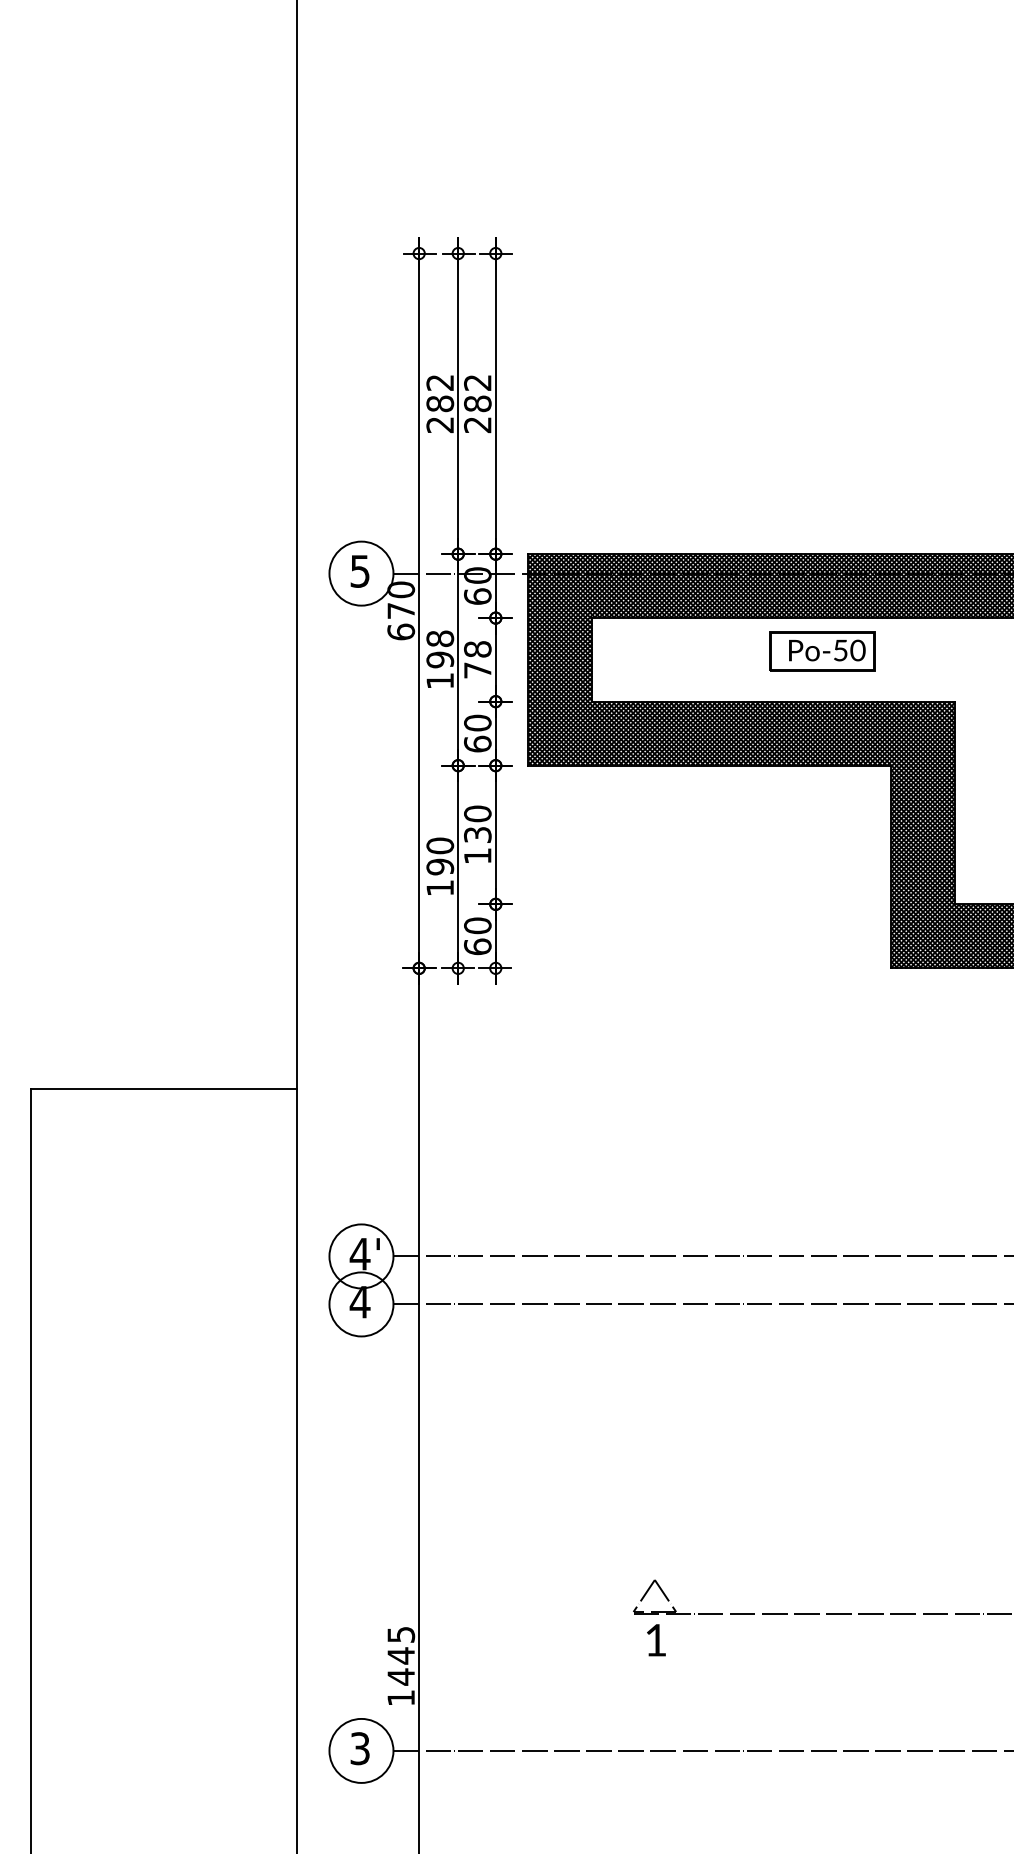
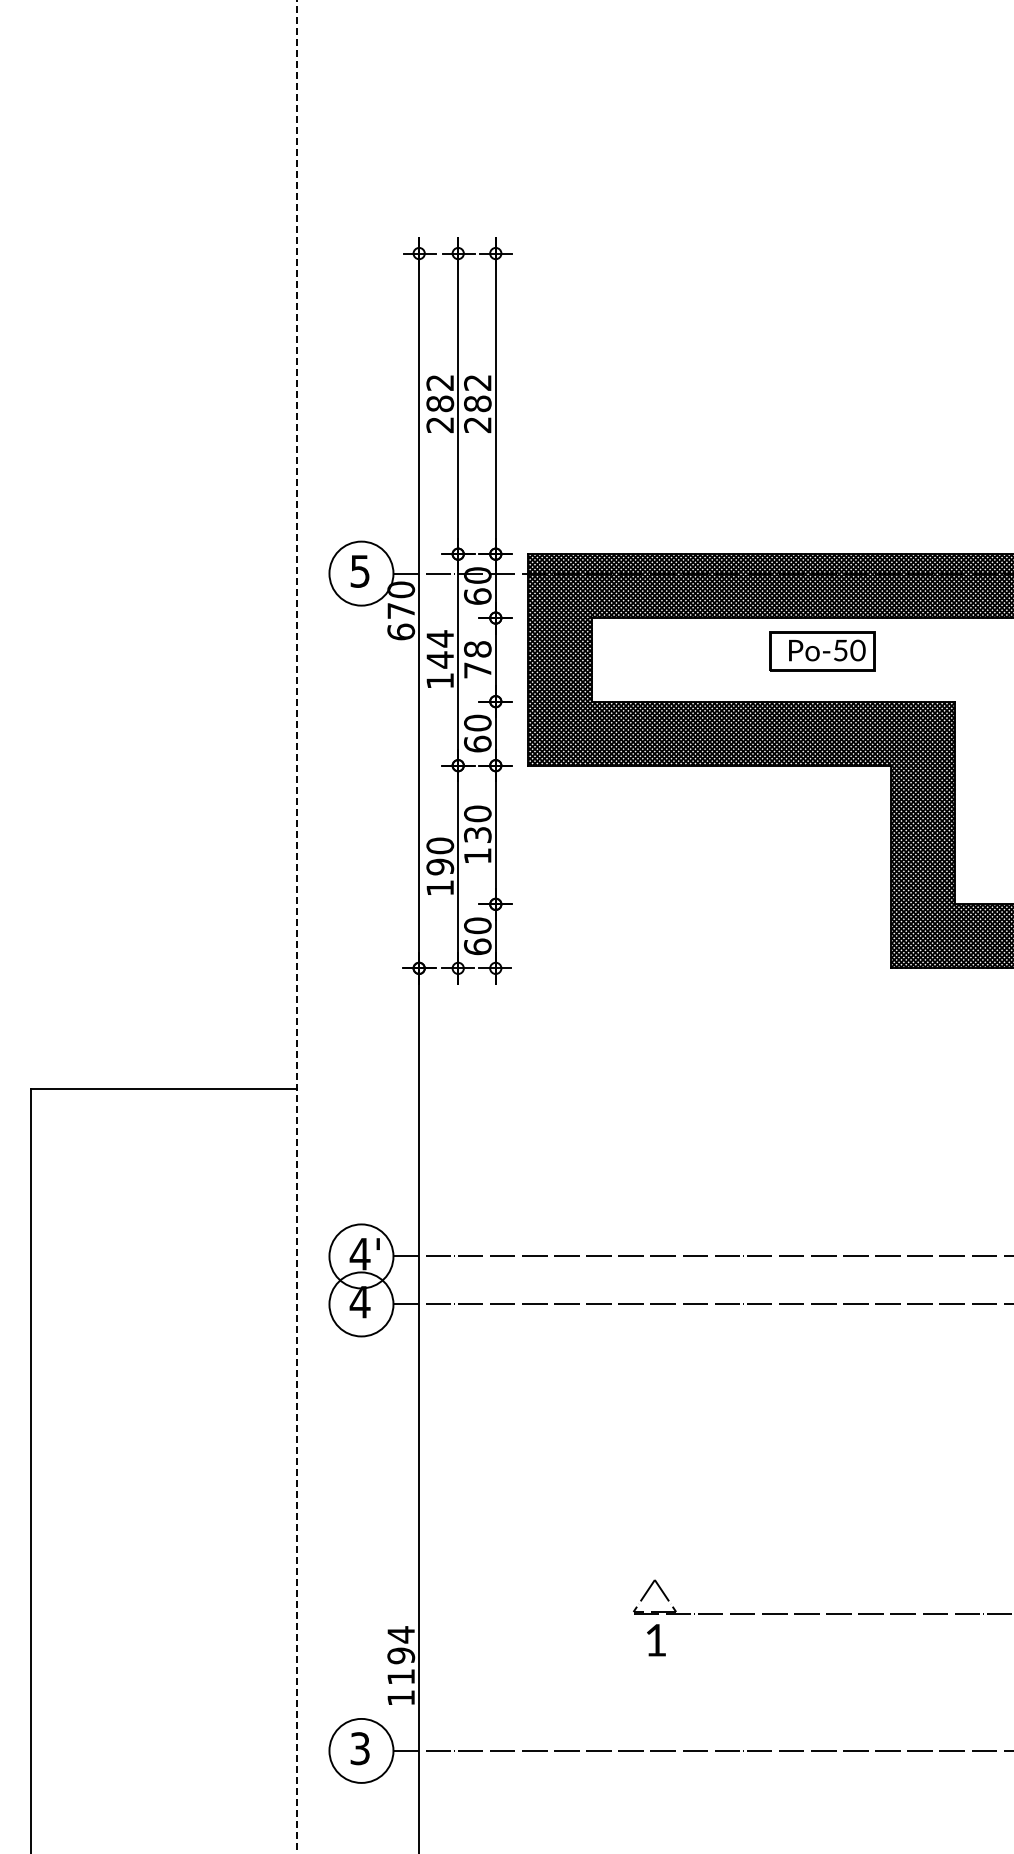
text: 198 -> 144 (440, 649)
line: solid -> dashed (297, 926)
text: 1445 -> 1194 (401, 1655)
